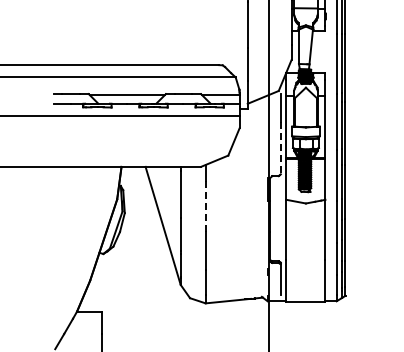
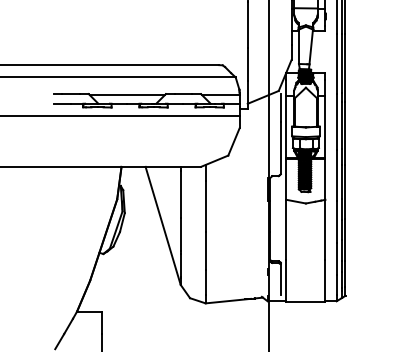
line: dashed -> solid (280, 148)
line: dashed -> solid (205, 206)
